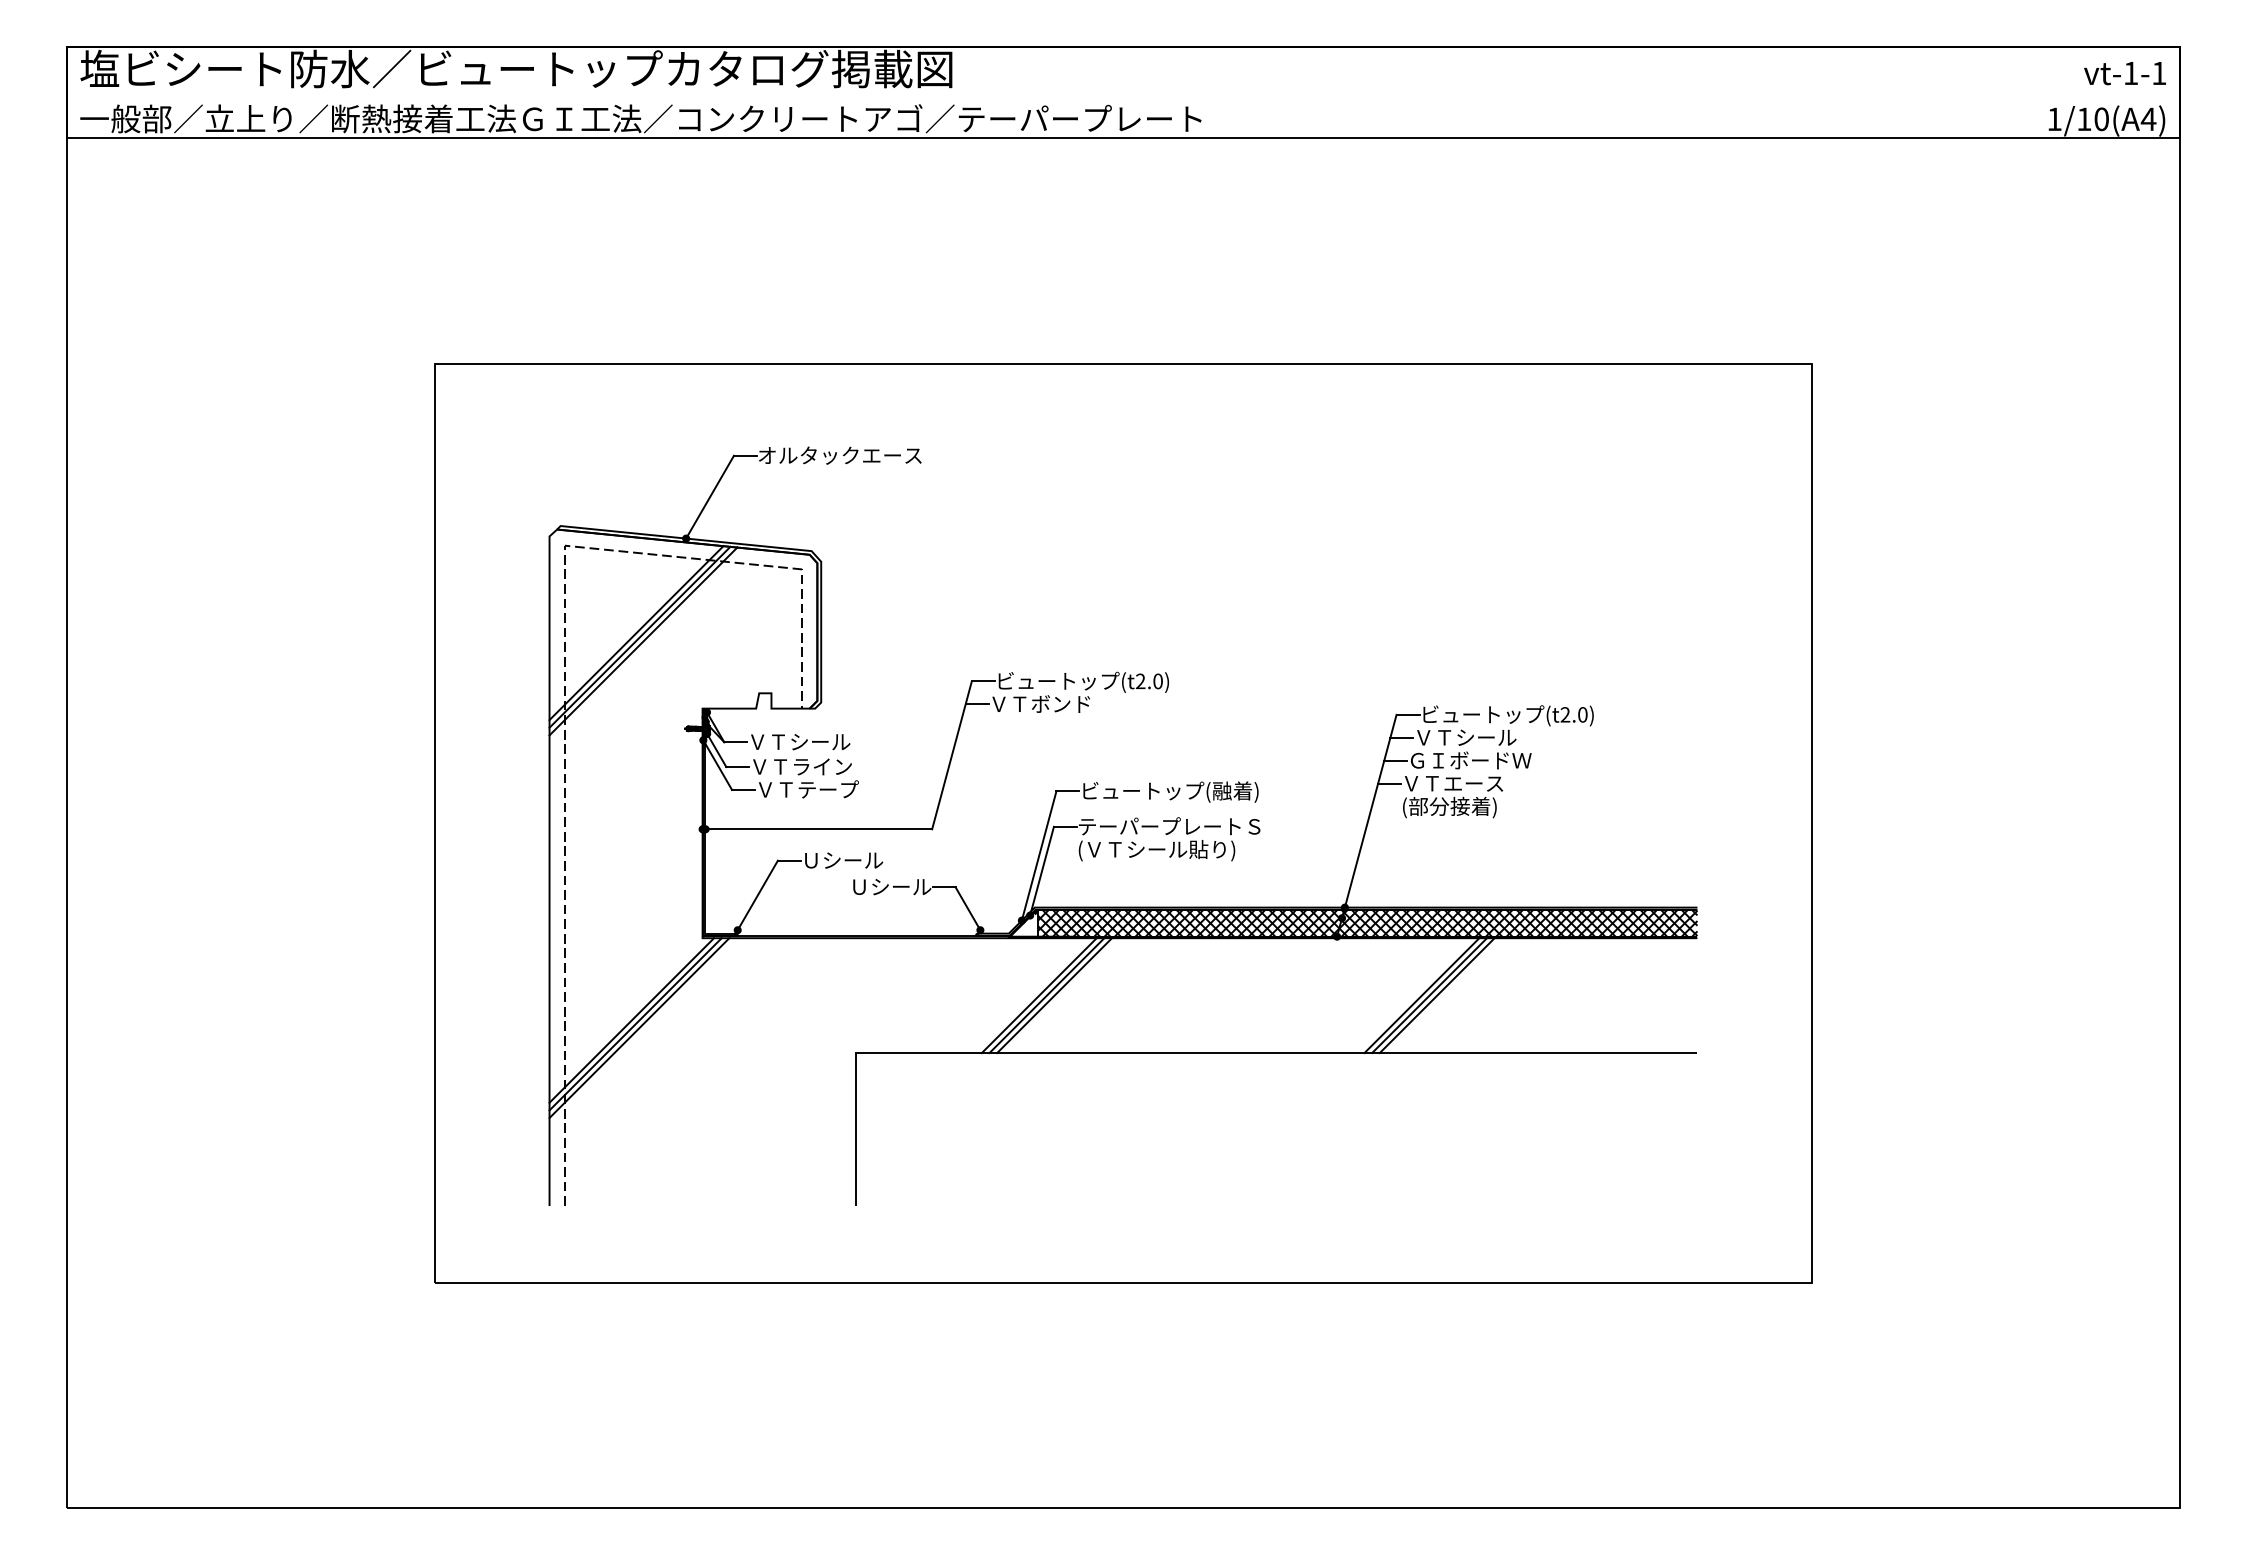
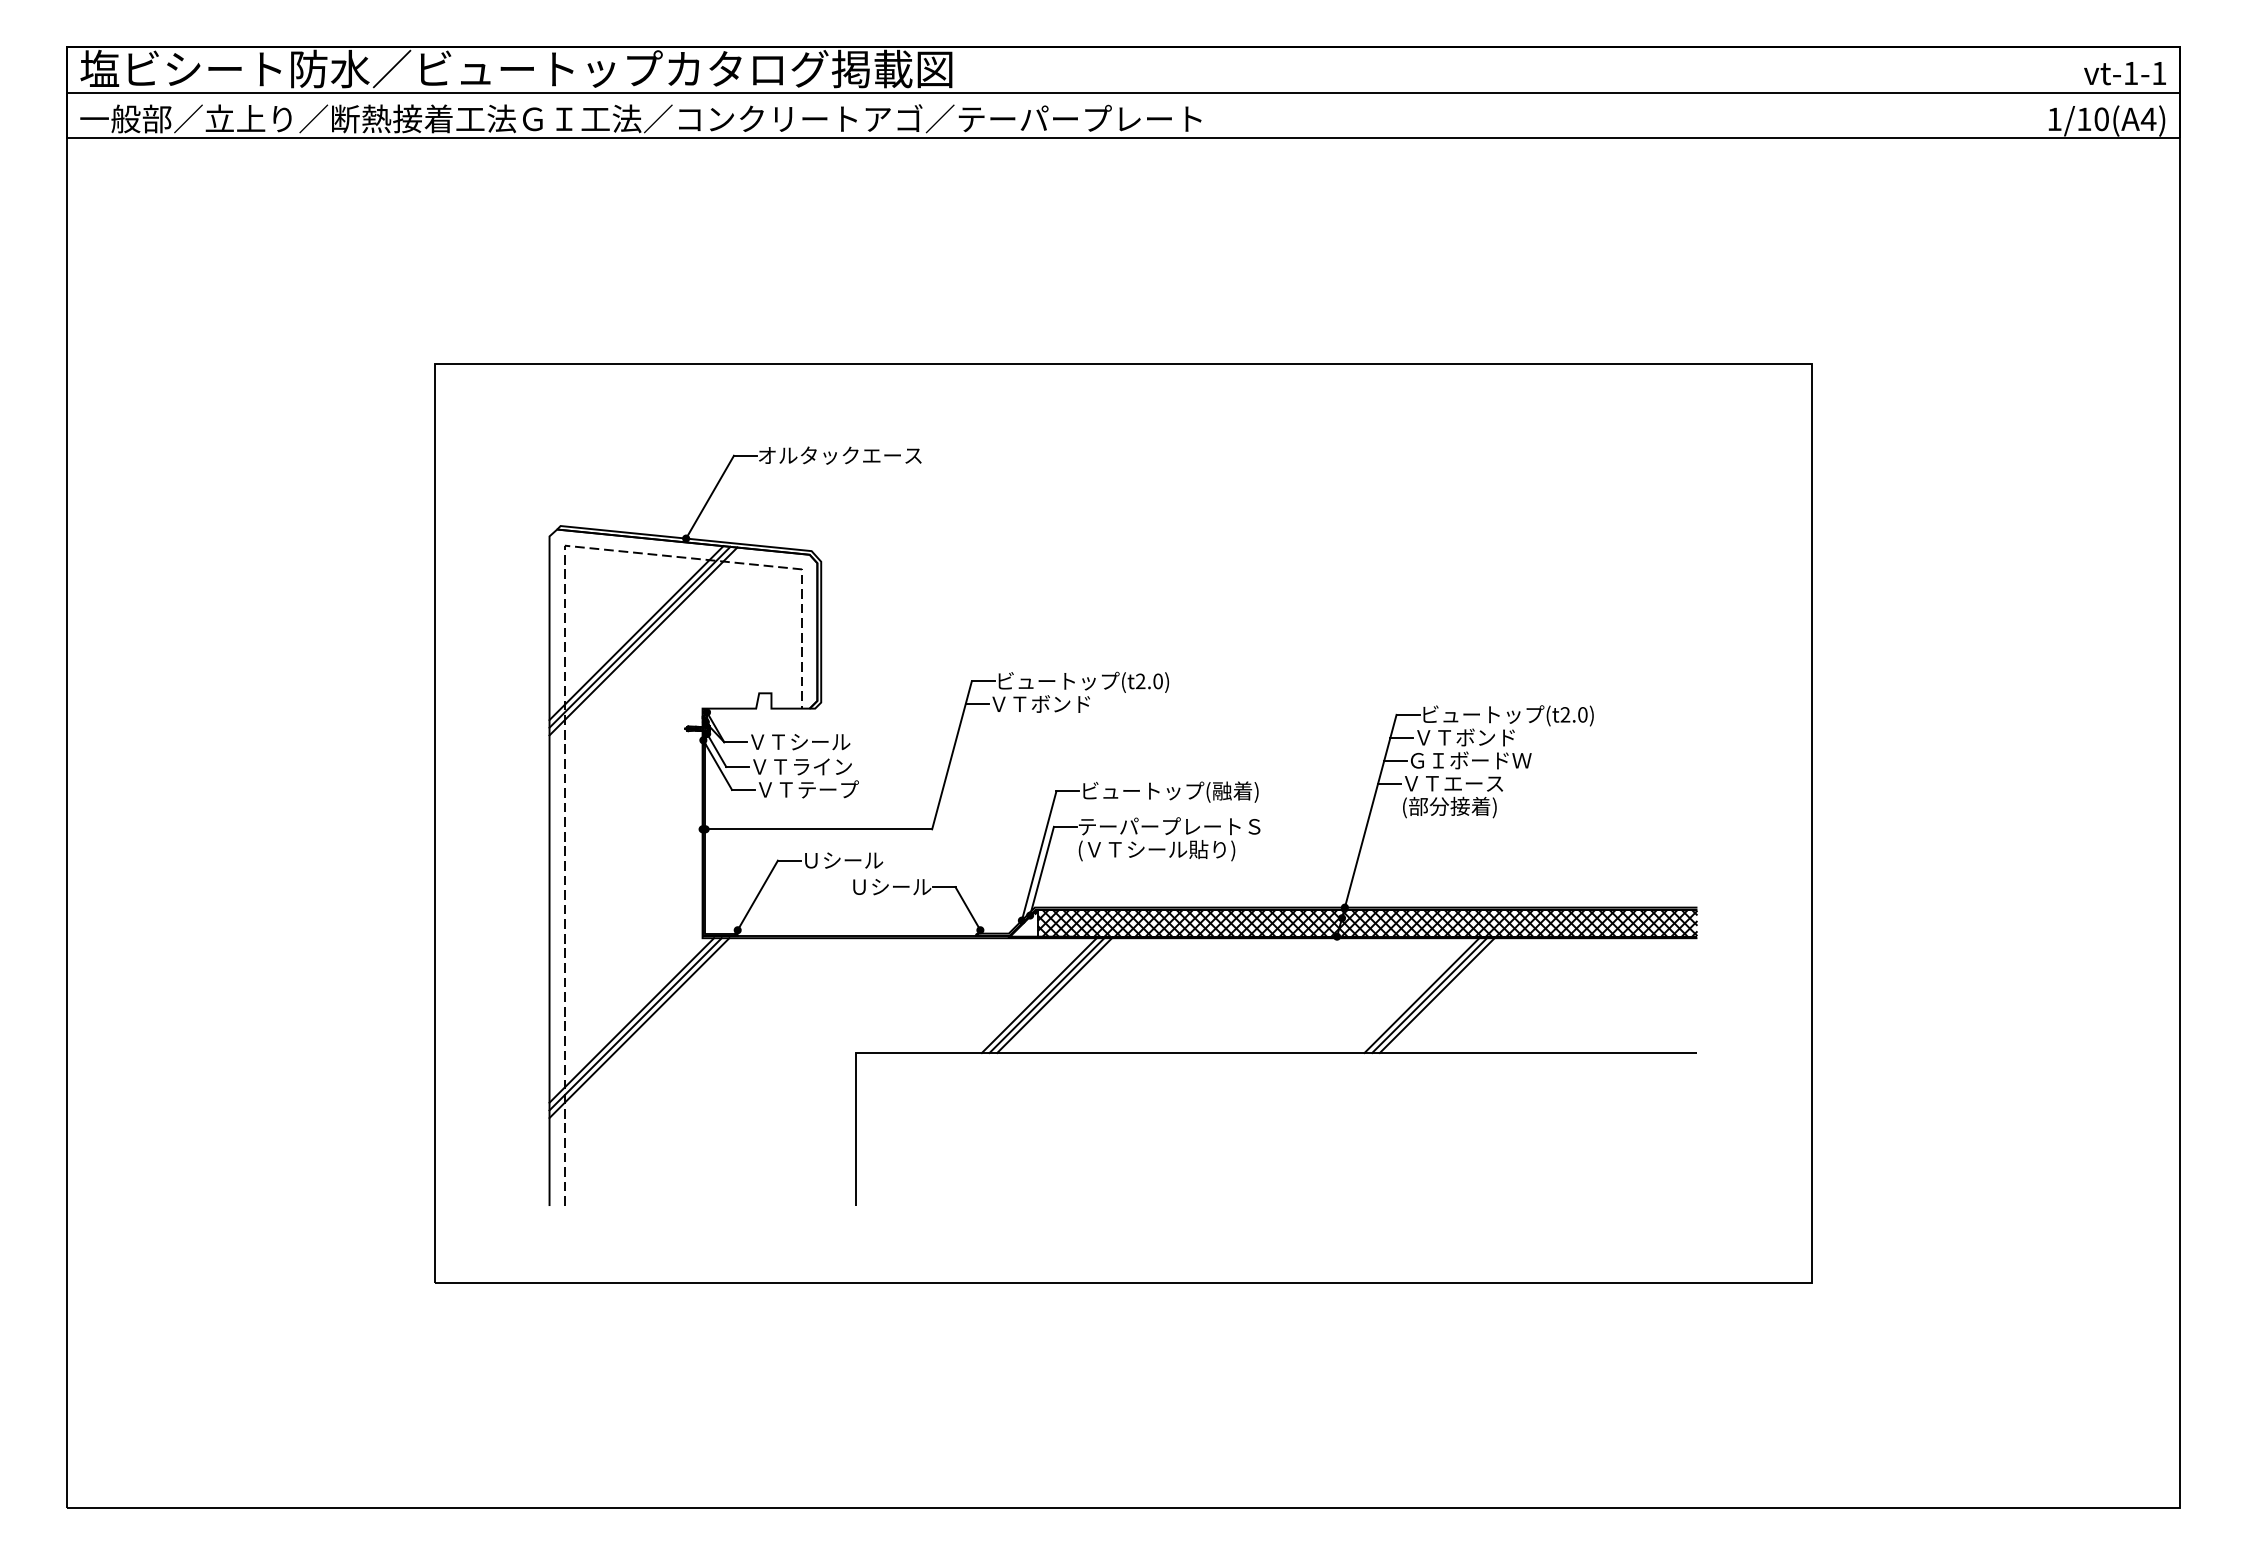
line: none -> present (1123, 92)
text: ＶＴシール -> ＶＴボンド (1486, 737)
